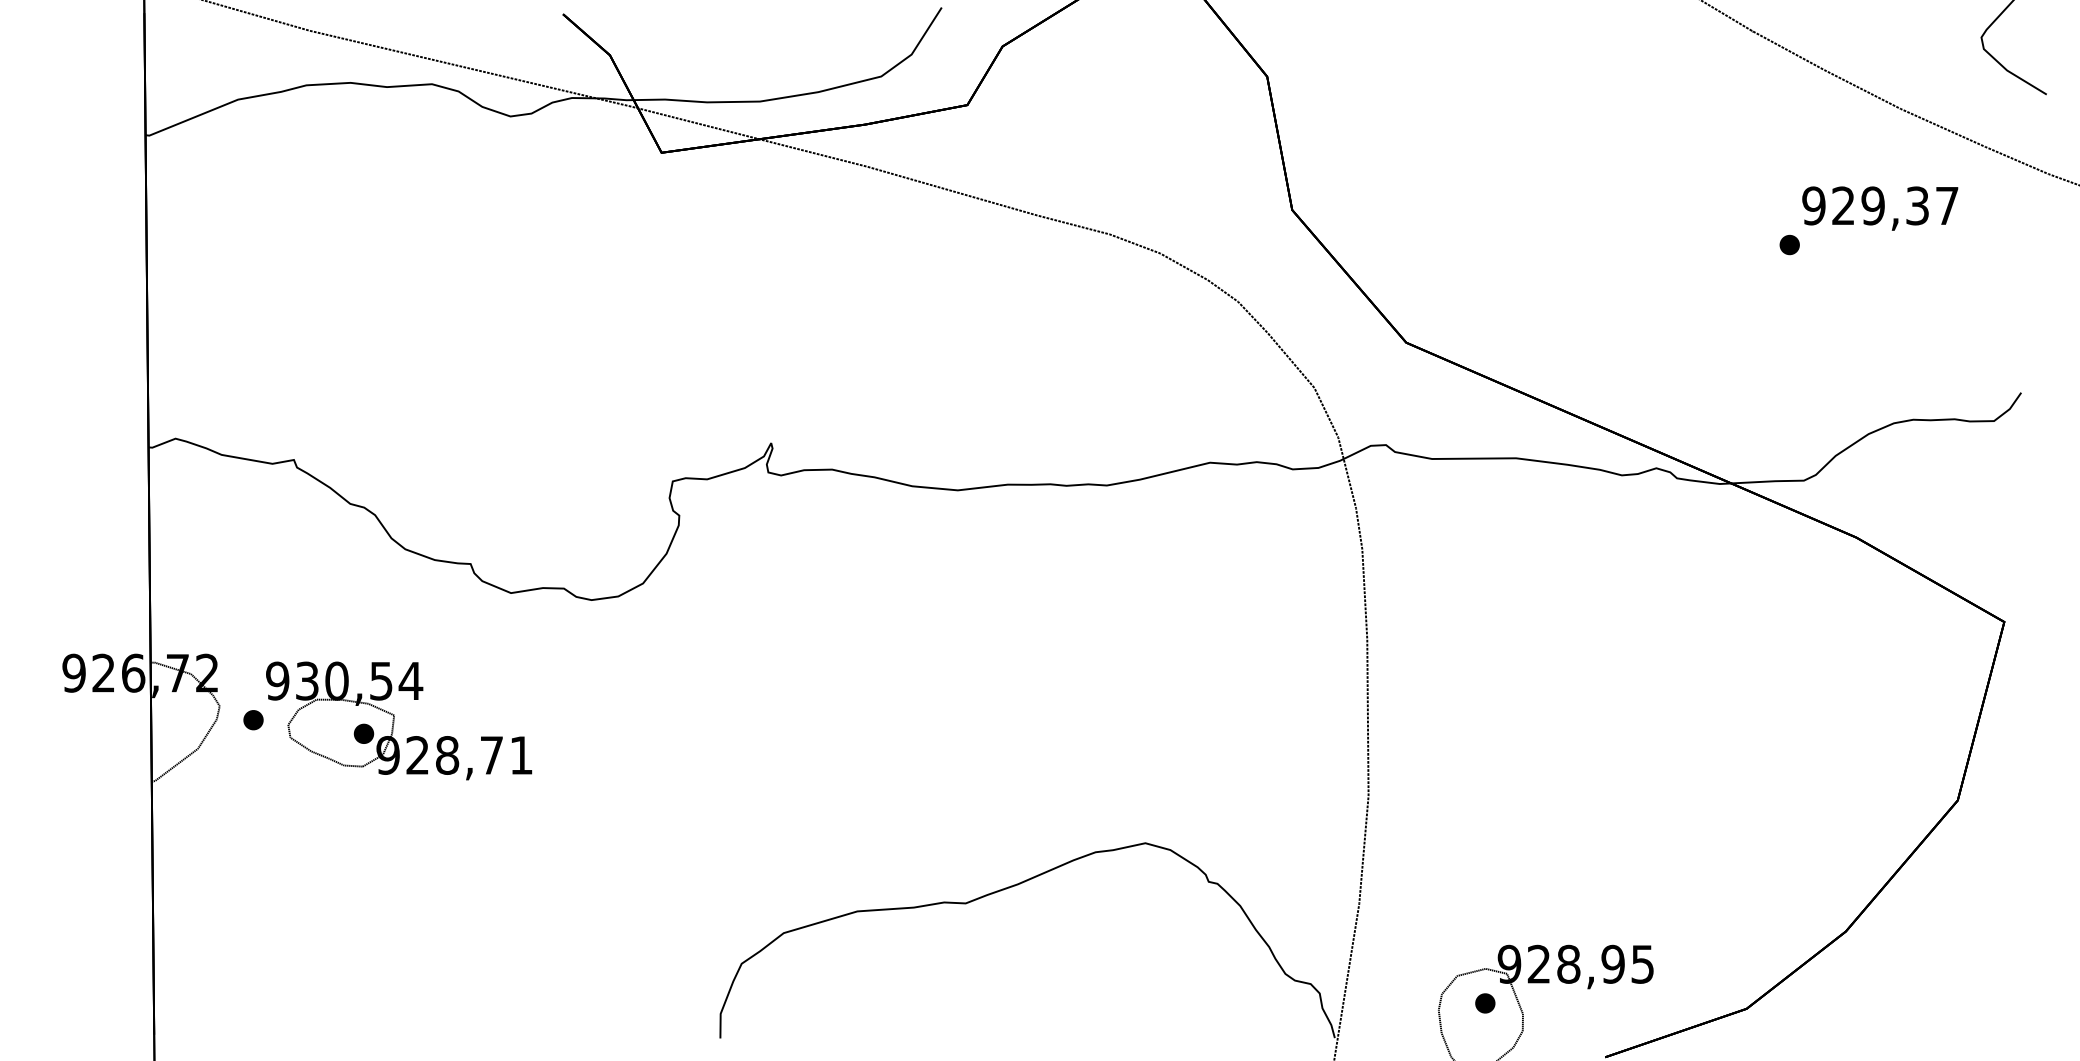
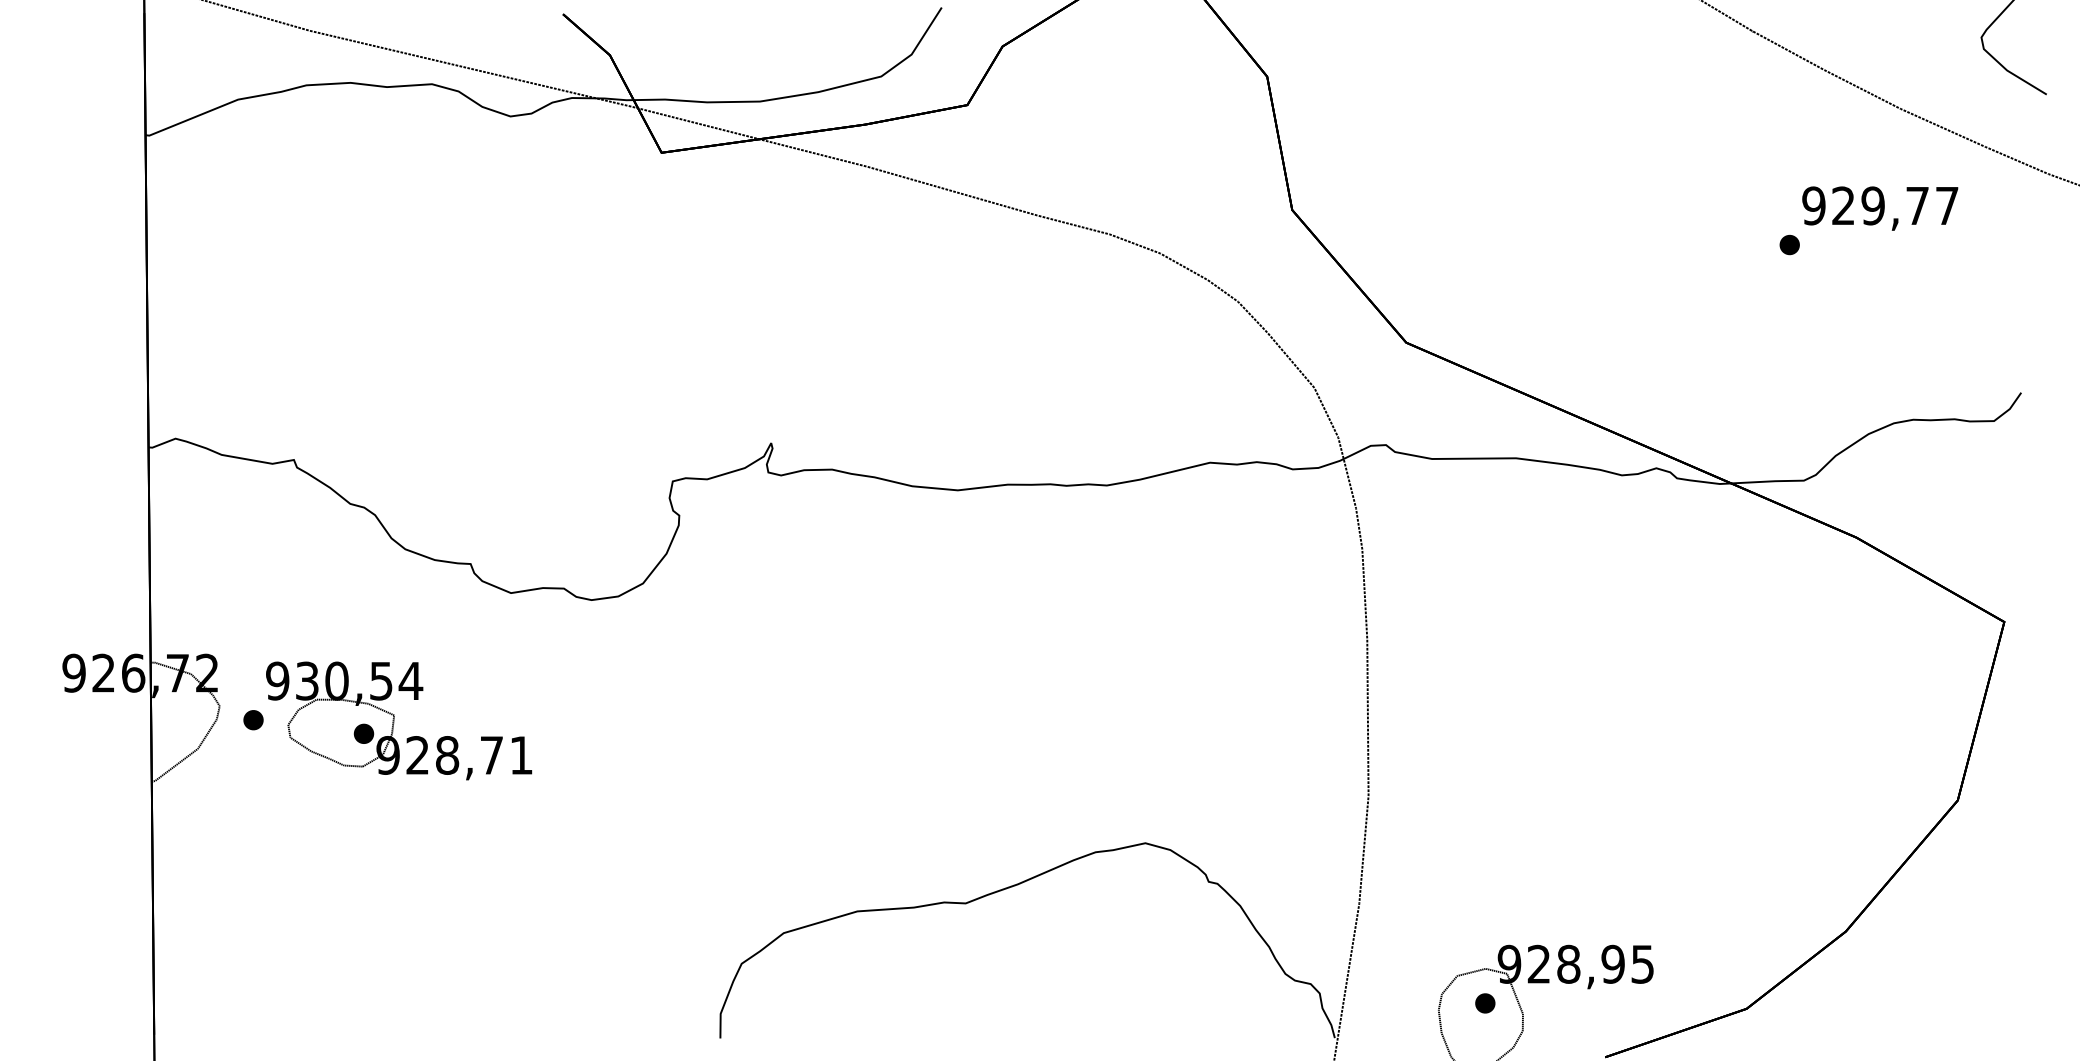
text: 929,37 -> 929,77 (1917, 205)
